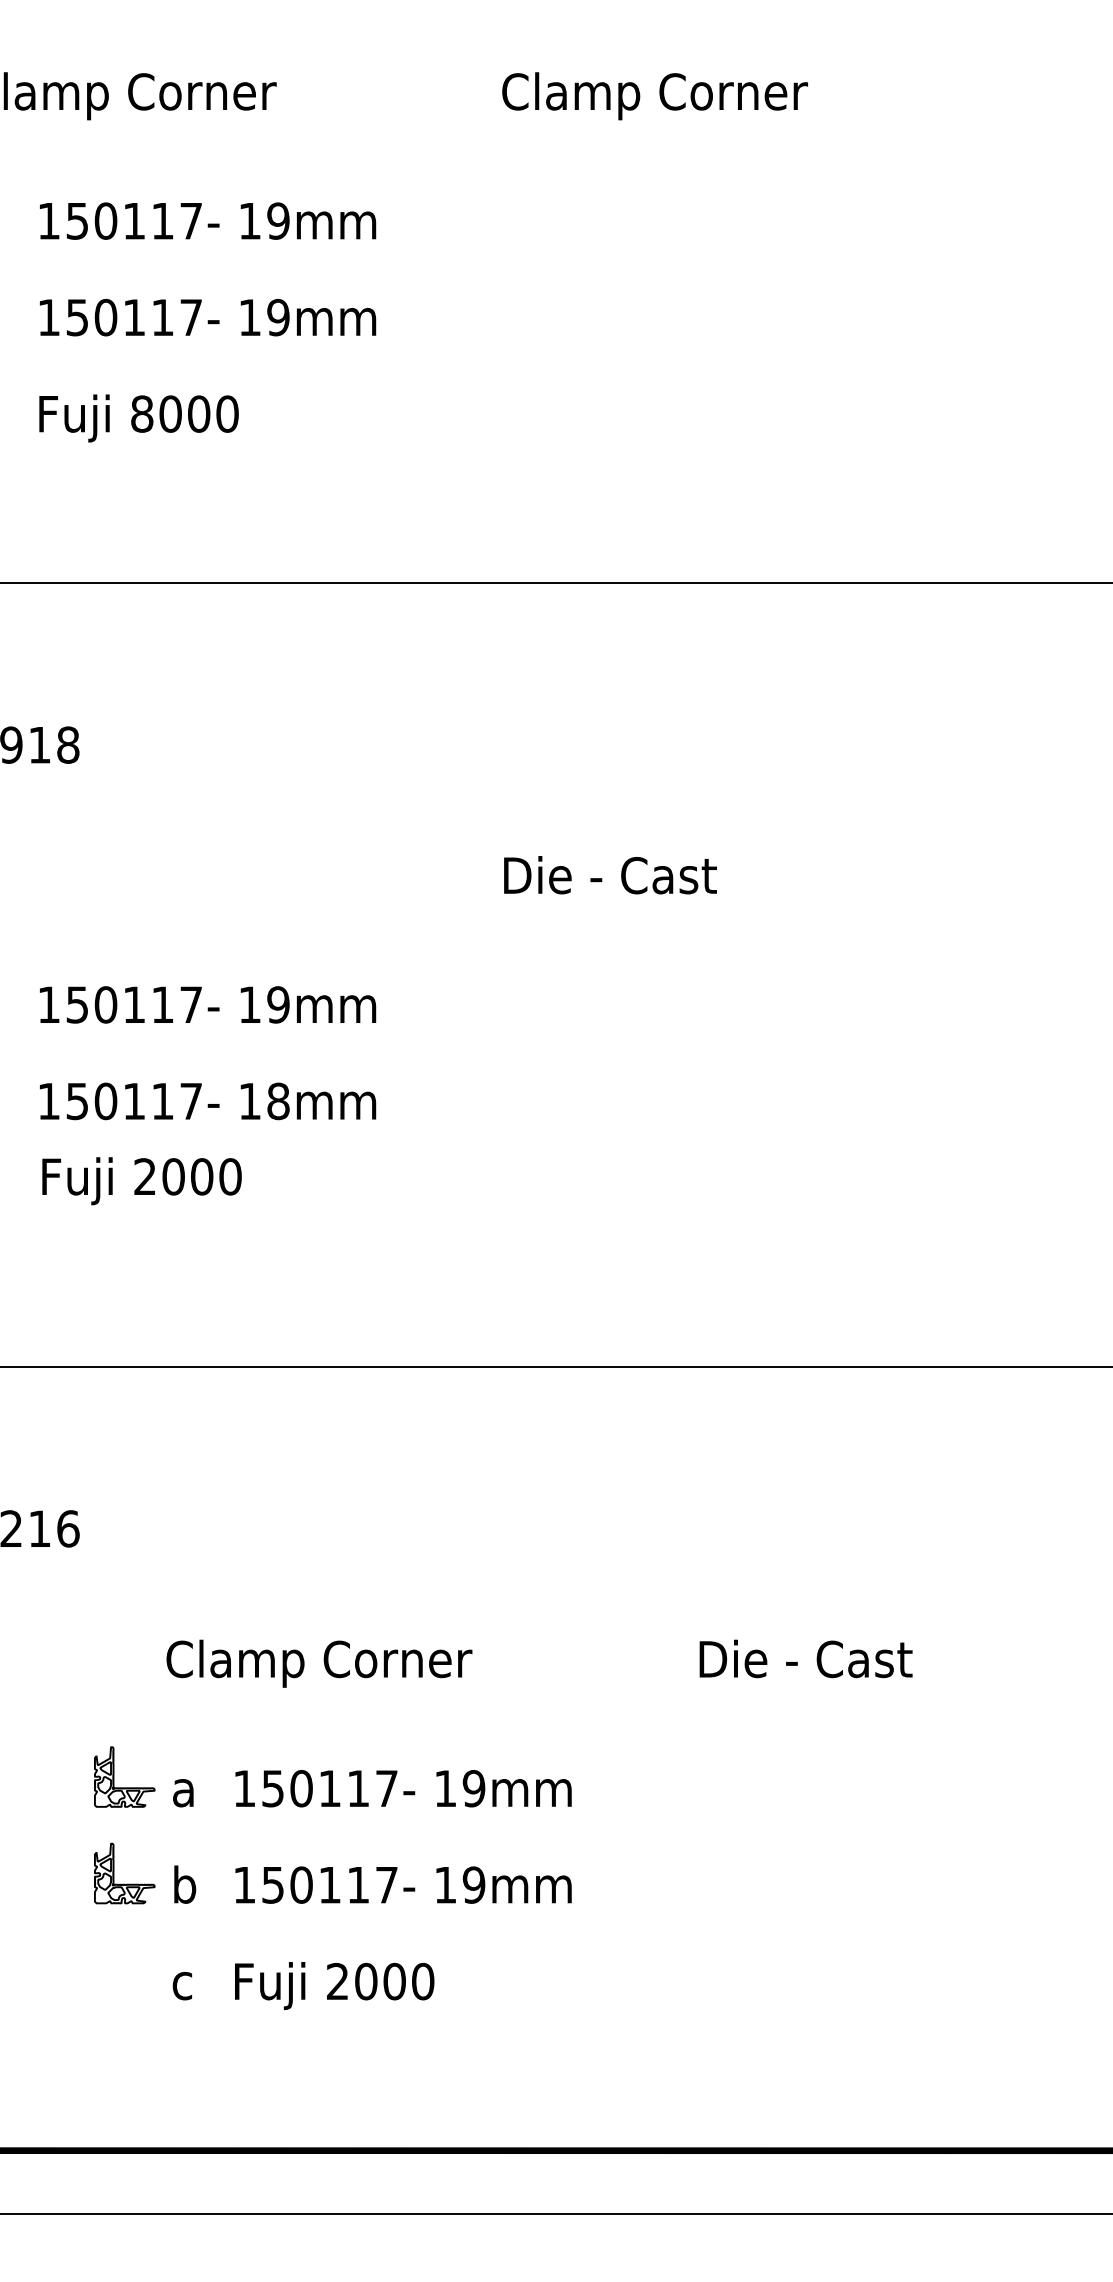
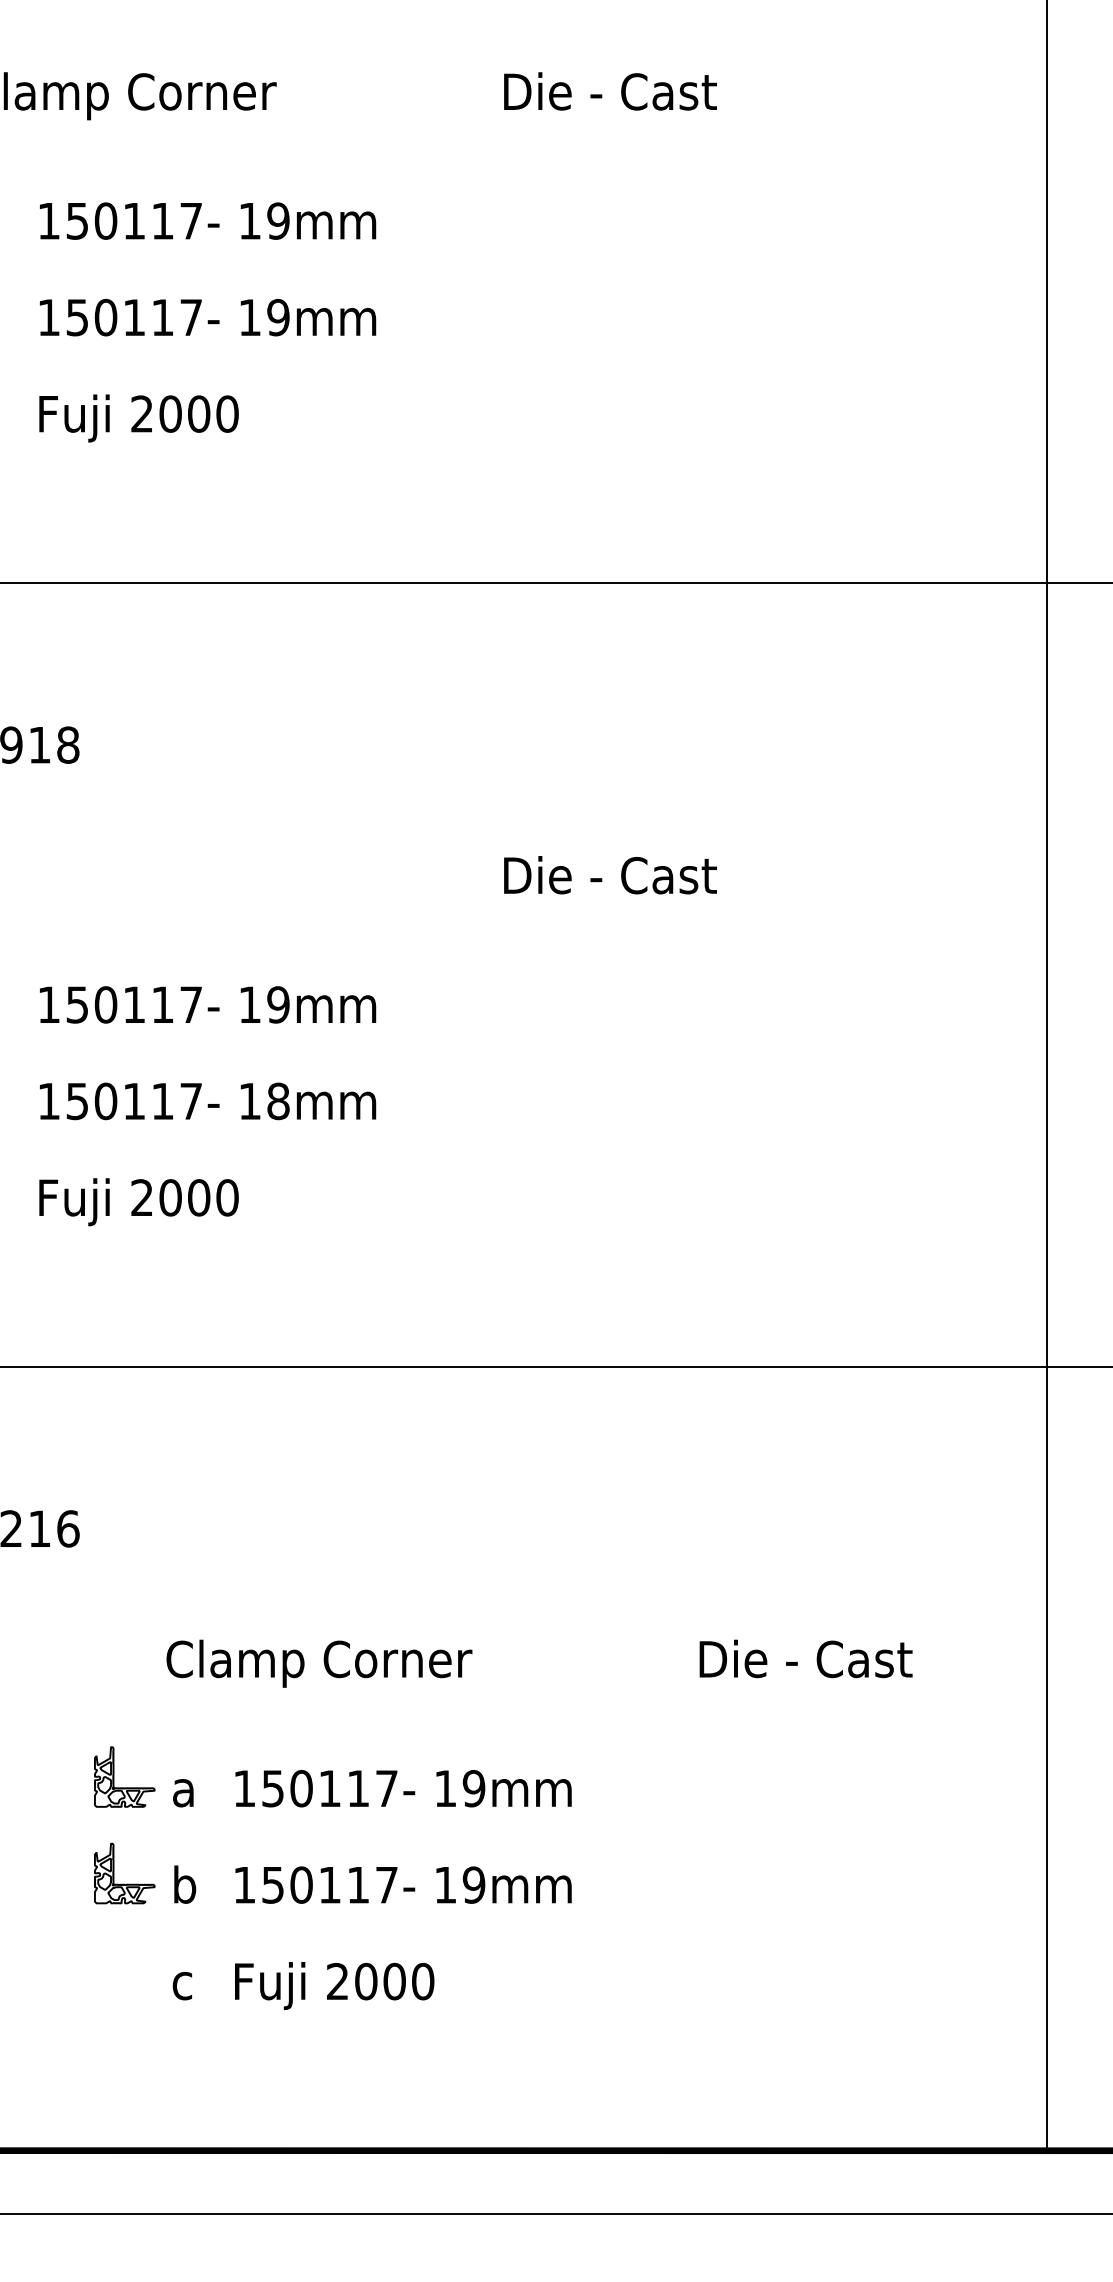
text: Clamp Corner -> Die - Cast (655, 96)
text: 8000 -> 2000 (142, 413)
line: none -> present (1047, 1076)
text position: (141, 1181) -> (138, 1202) (138, 1202)
